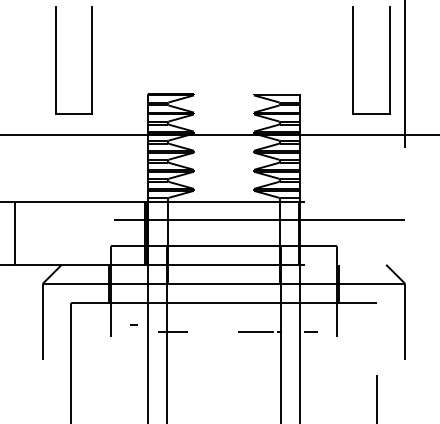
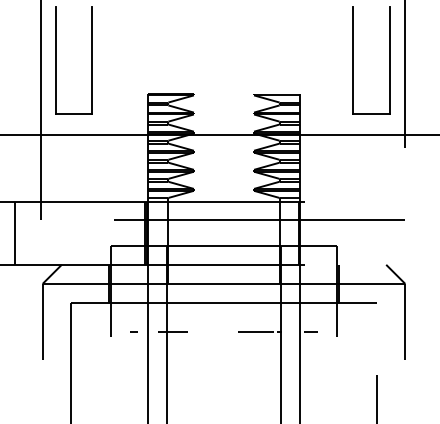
line: none -> present (41, 111)
line position: (133, 324) -> (133, 331) (133, 331)
